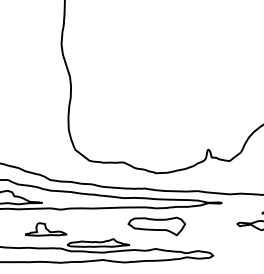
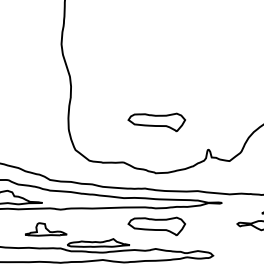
part: none -> present (156, 122)
